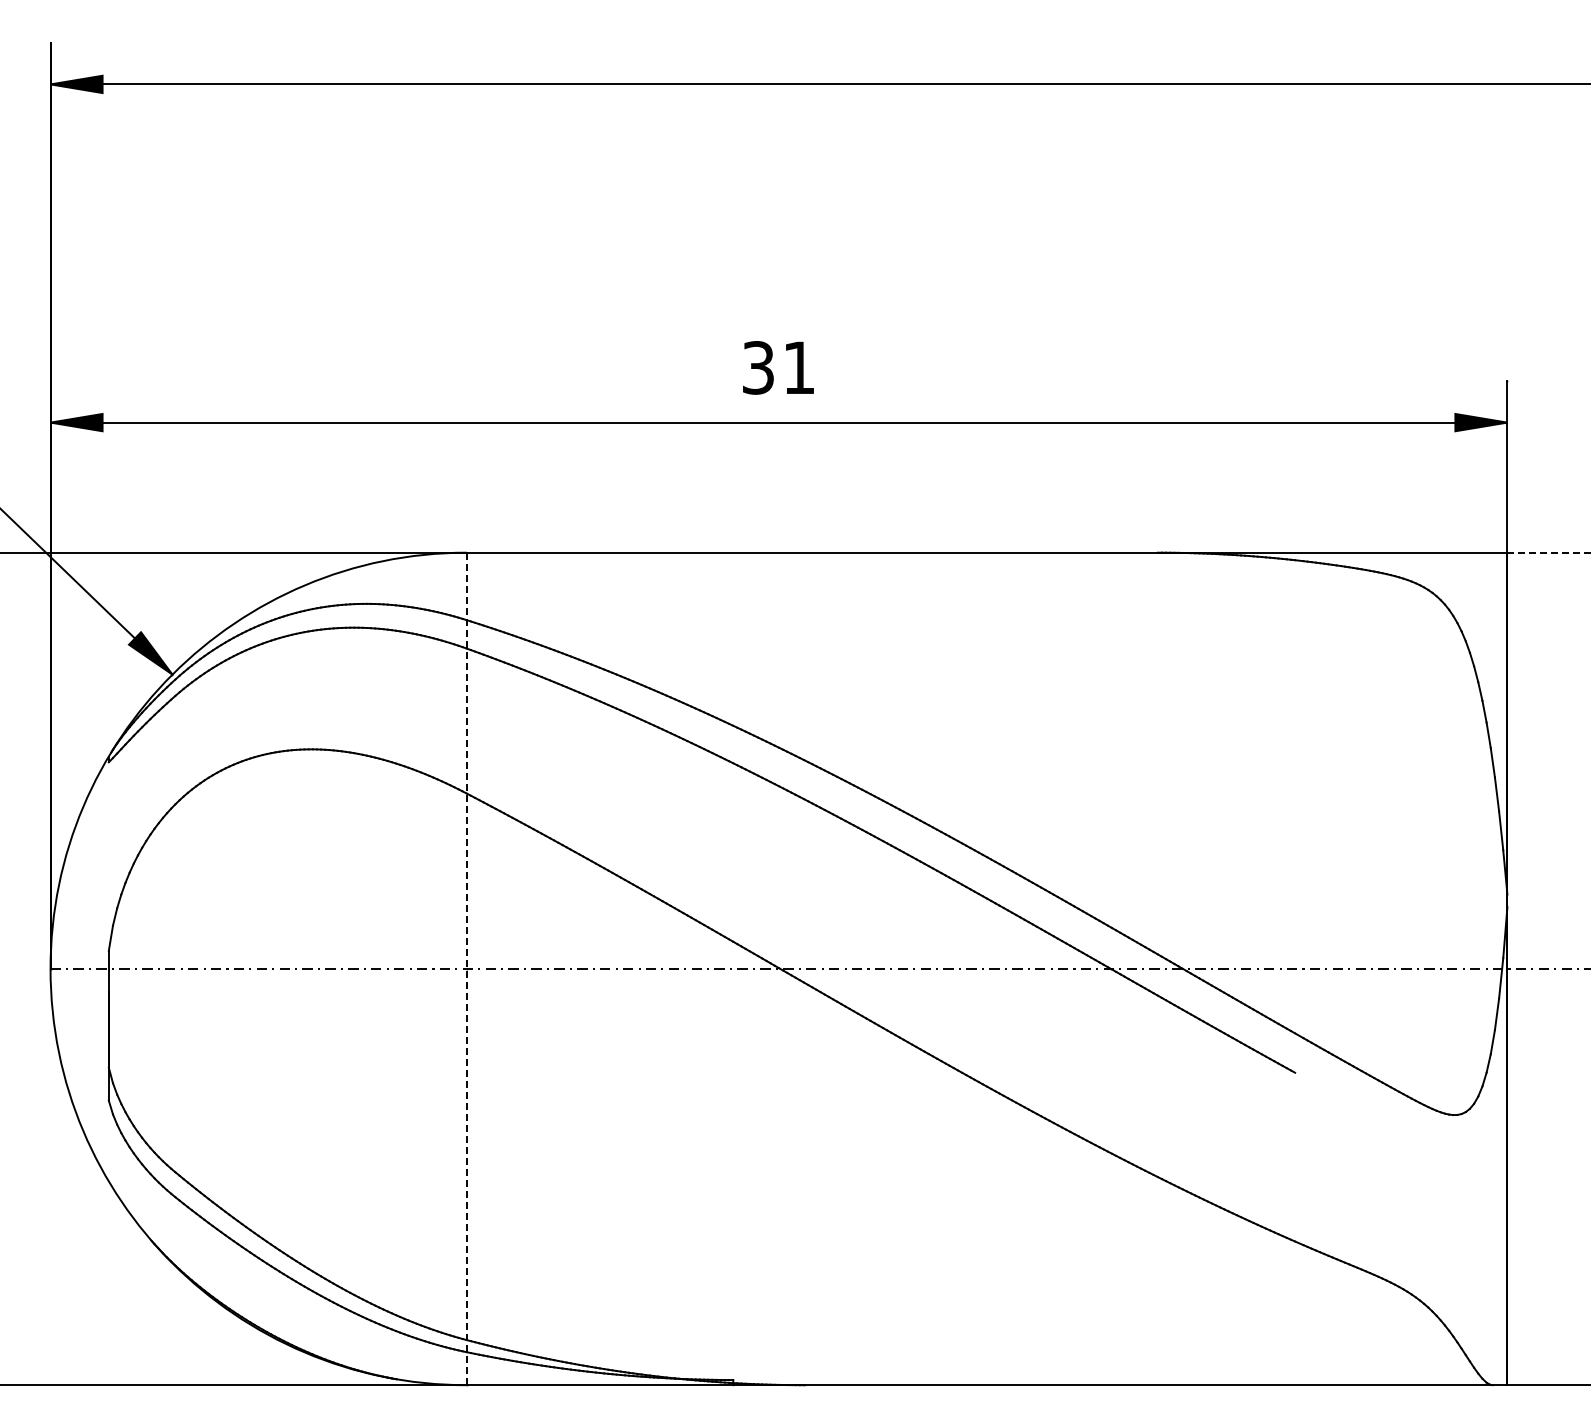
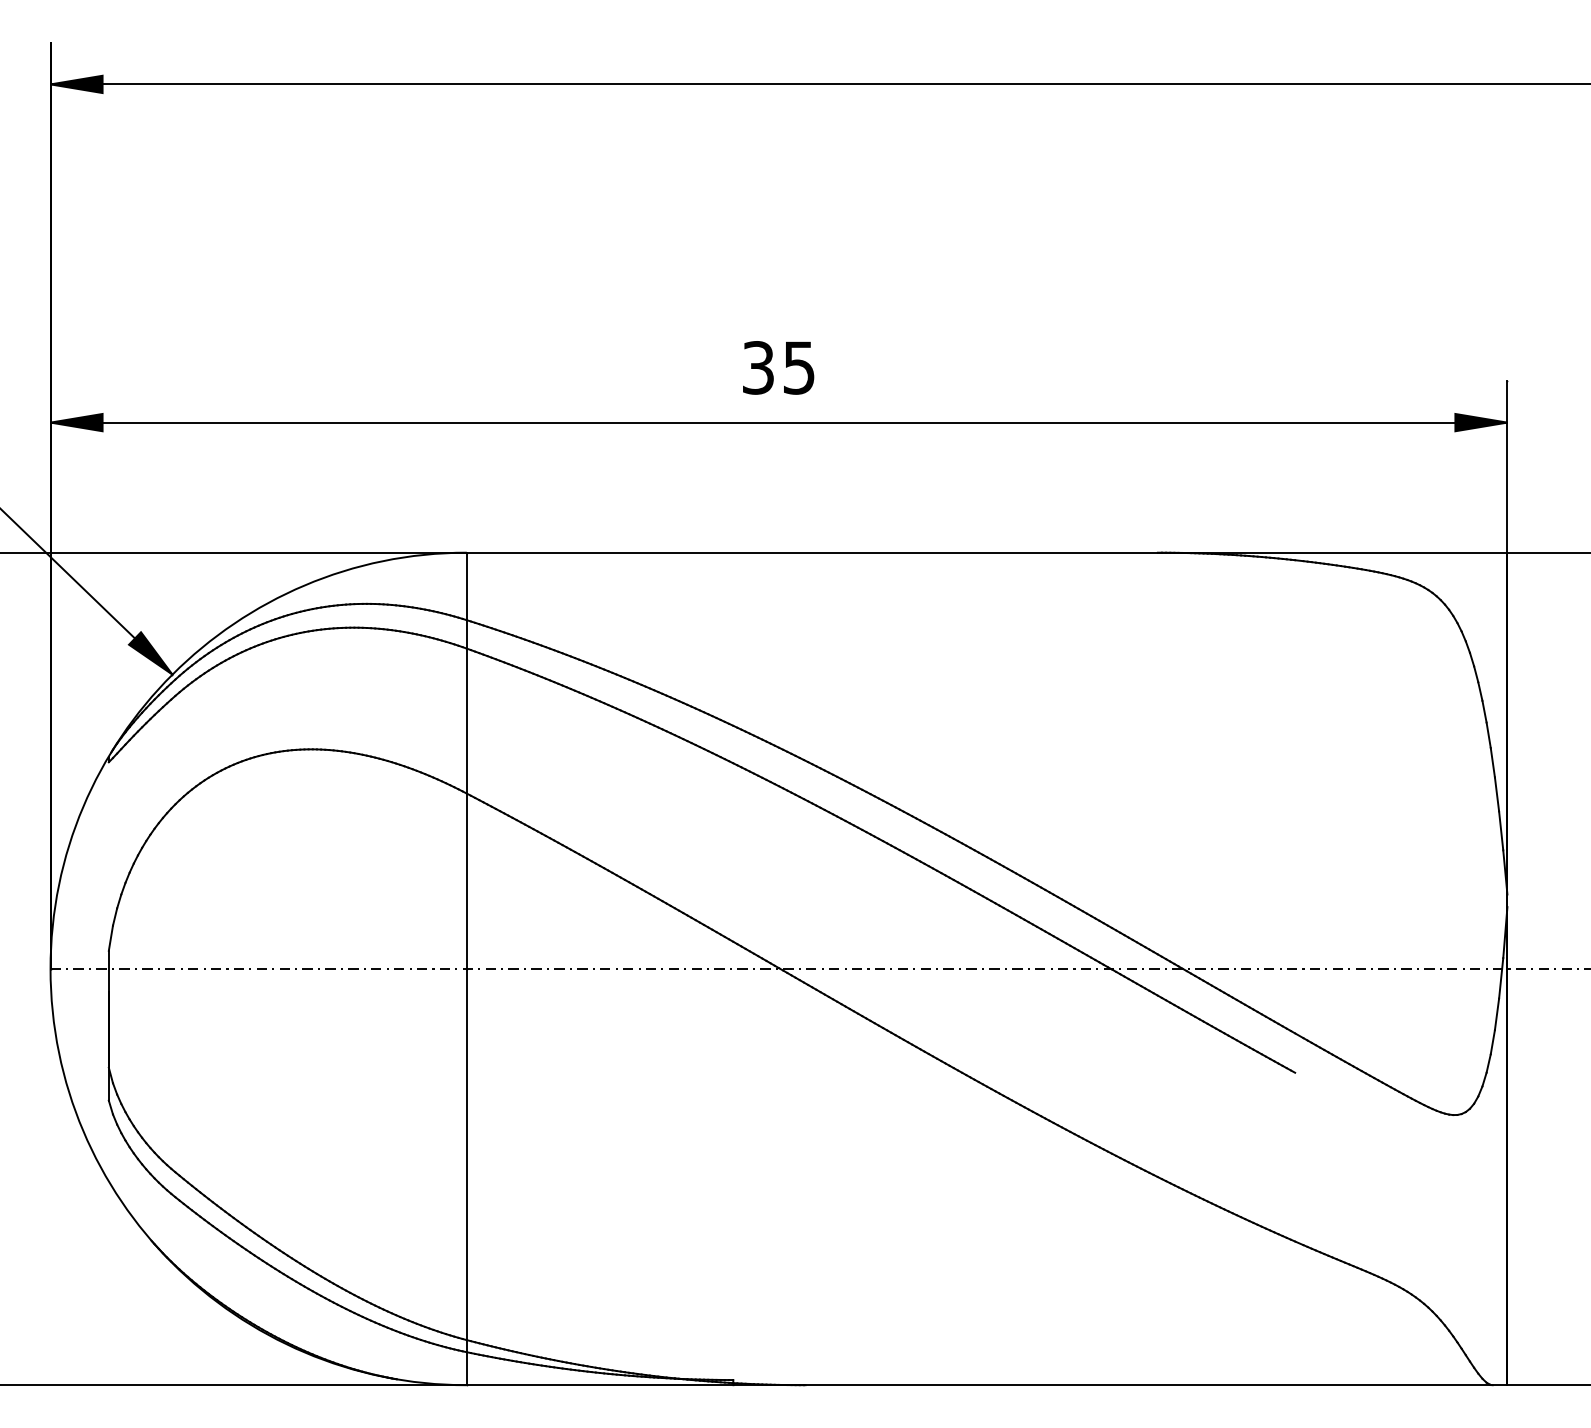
text: 31 -> 35 (799, 367)
line: dashed -> solid (1549, 552)
line: dashed -> solid (466, 969)
